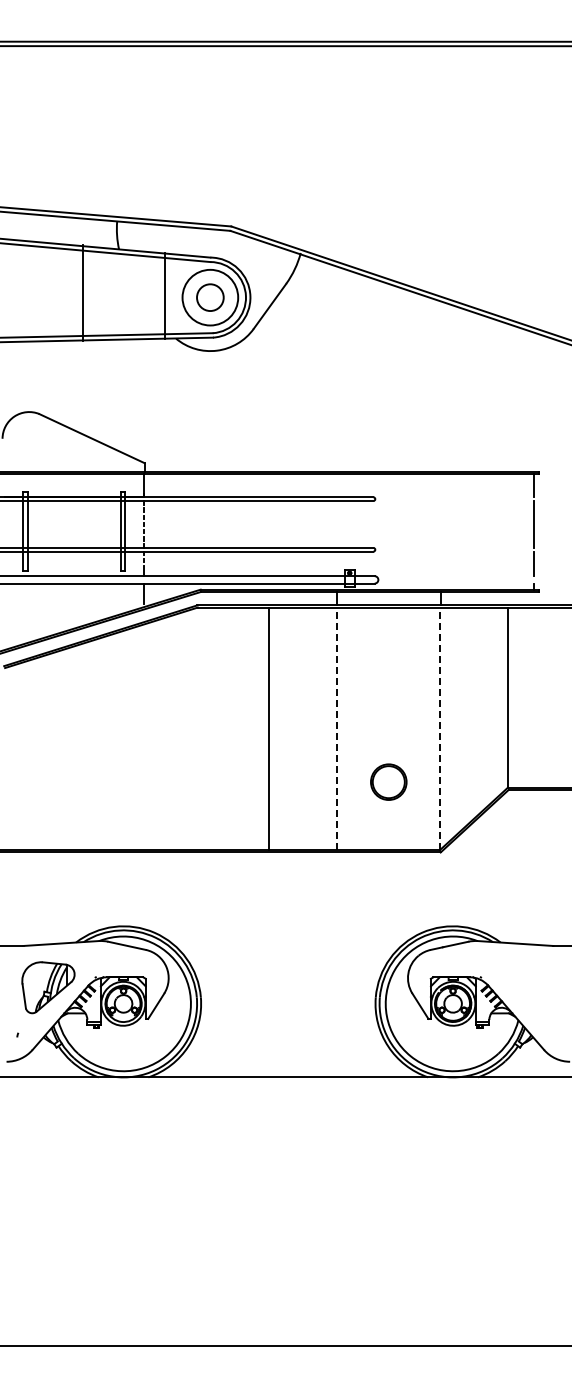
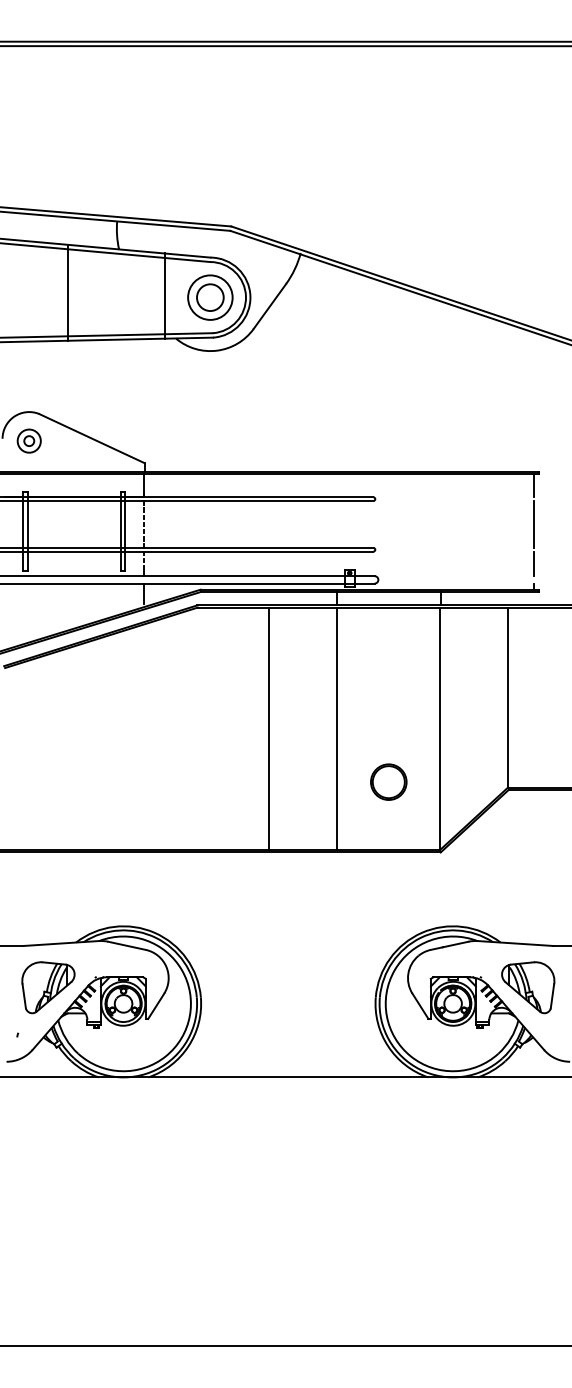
line position: (82, 292) -> (67, 292) (67, 292)
circle diameter: 56 px -> 45 px (210, 297)
part: none -> present (28, 440)
line: dashed -> solid (336, 728)
line: dashed -> solid (439, 729)
part: none -> present (528, 987)
